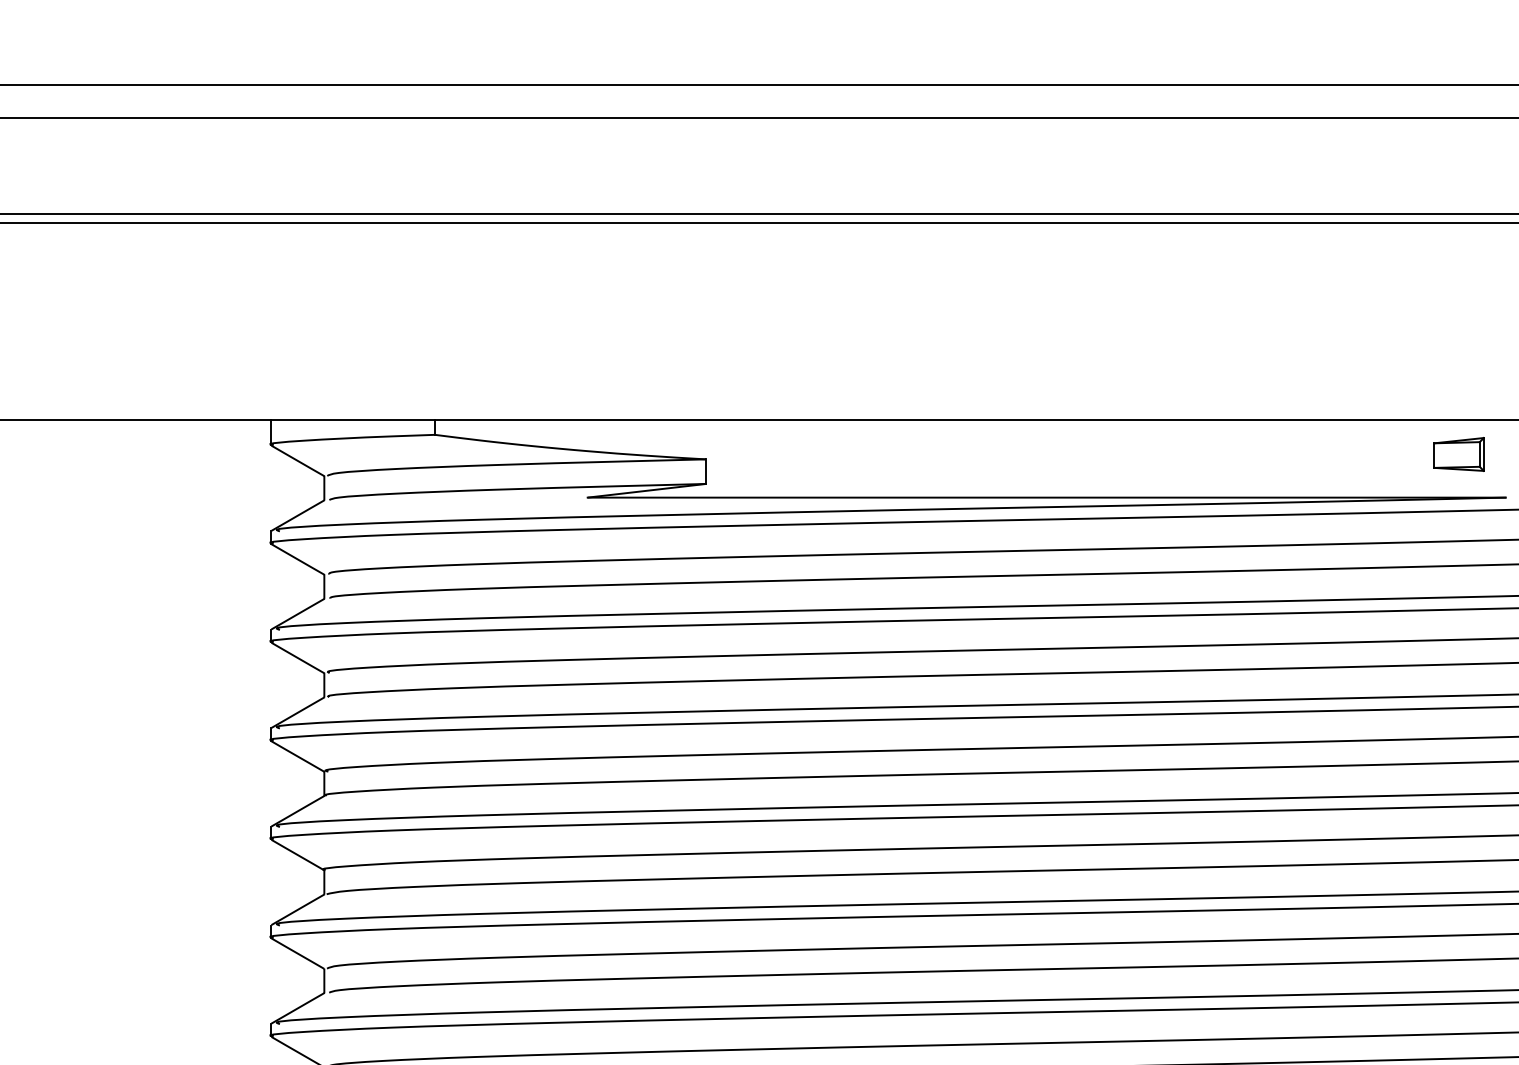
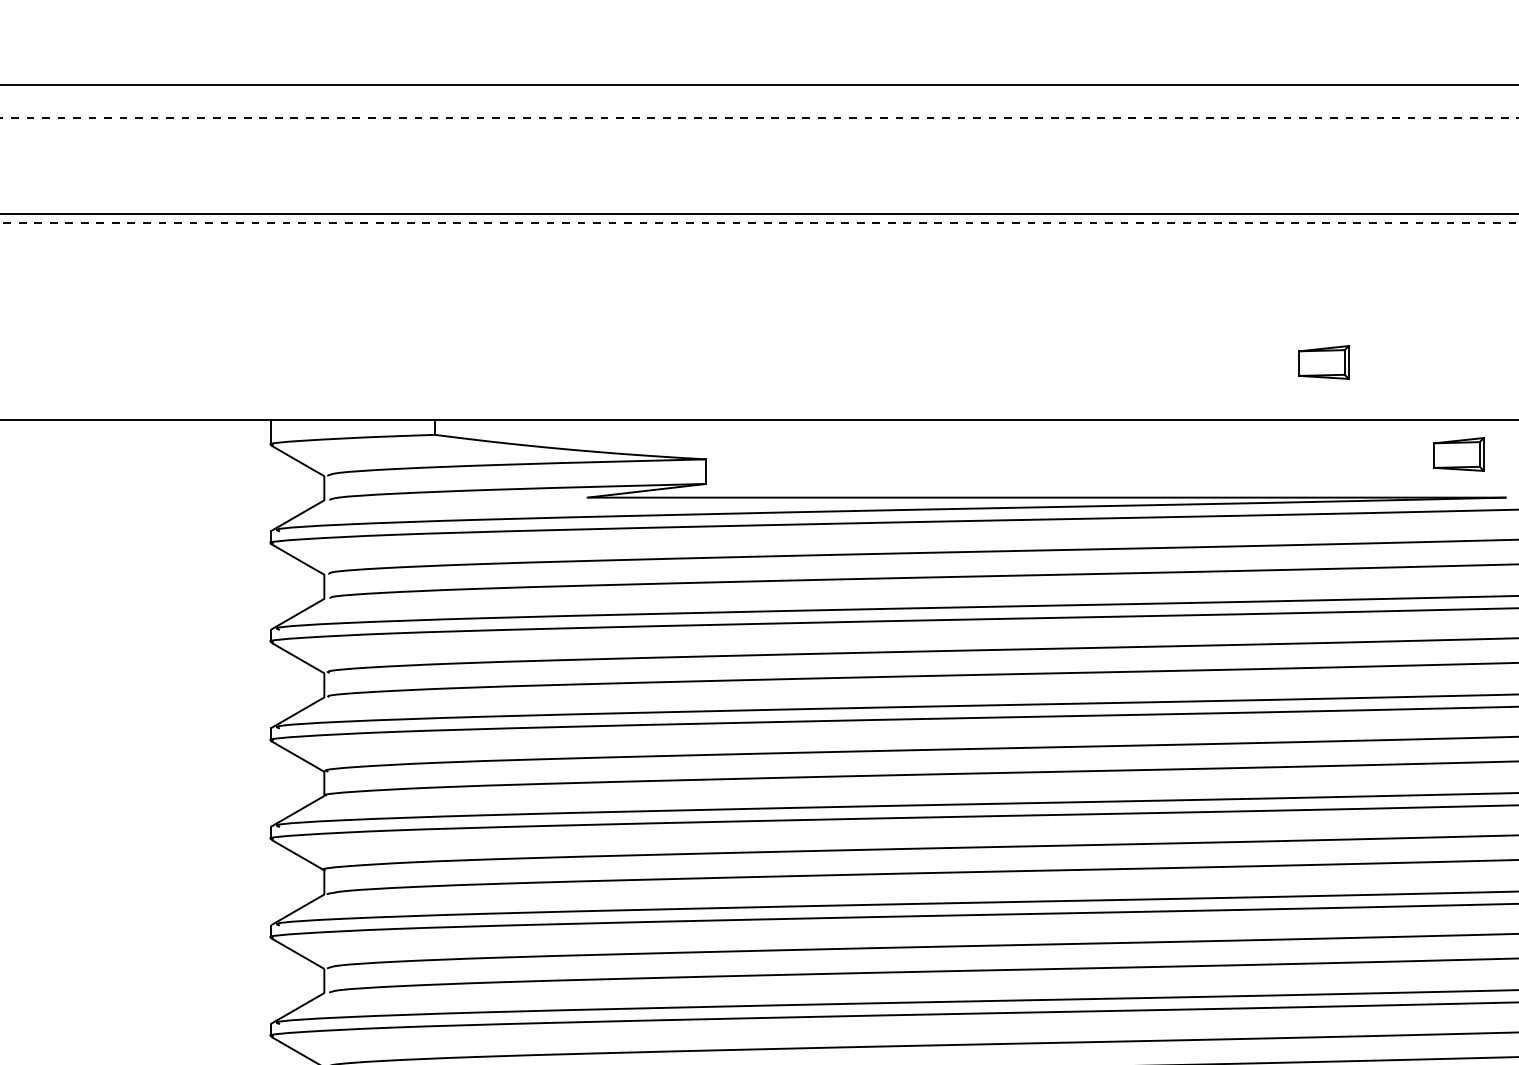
line: solid -> dashed (759, 118)
line: solid -> dashed (759, 222)
part: none -> present (1323, 362)
